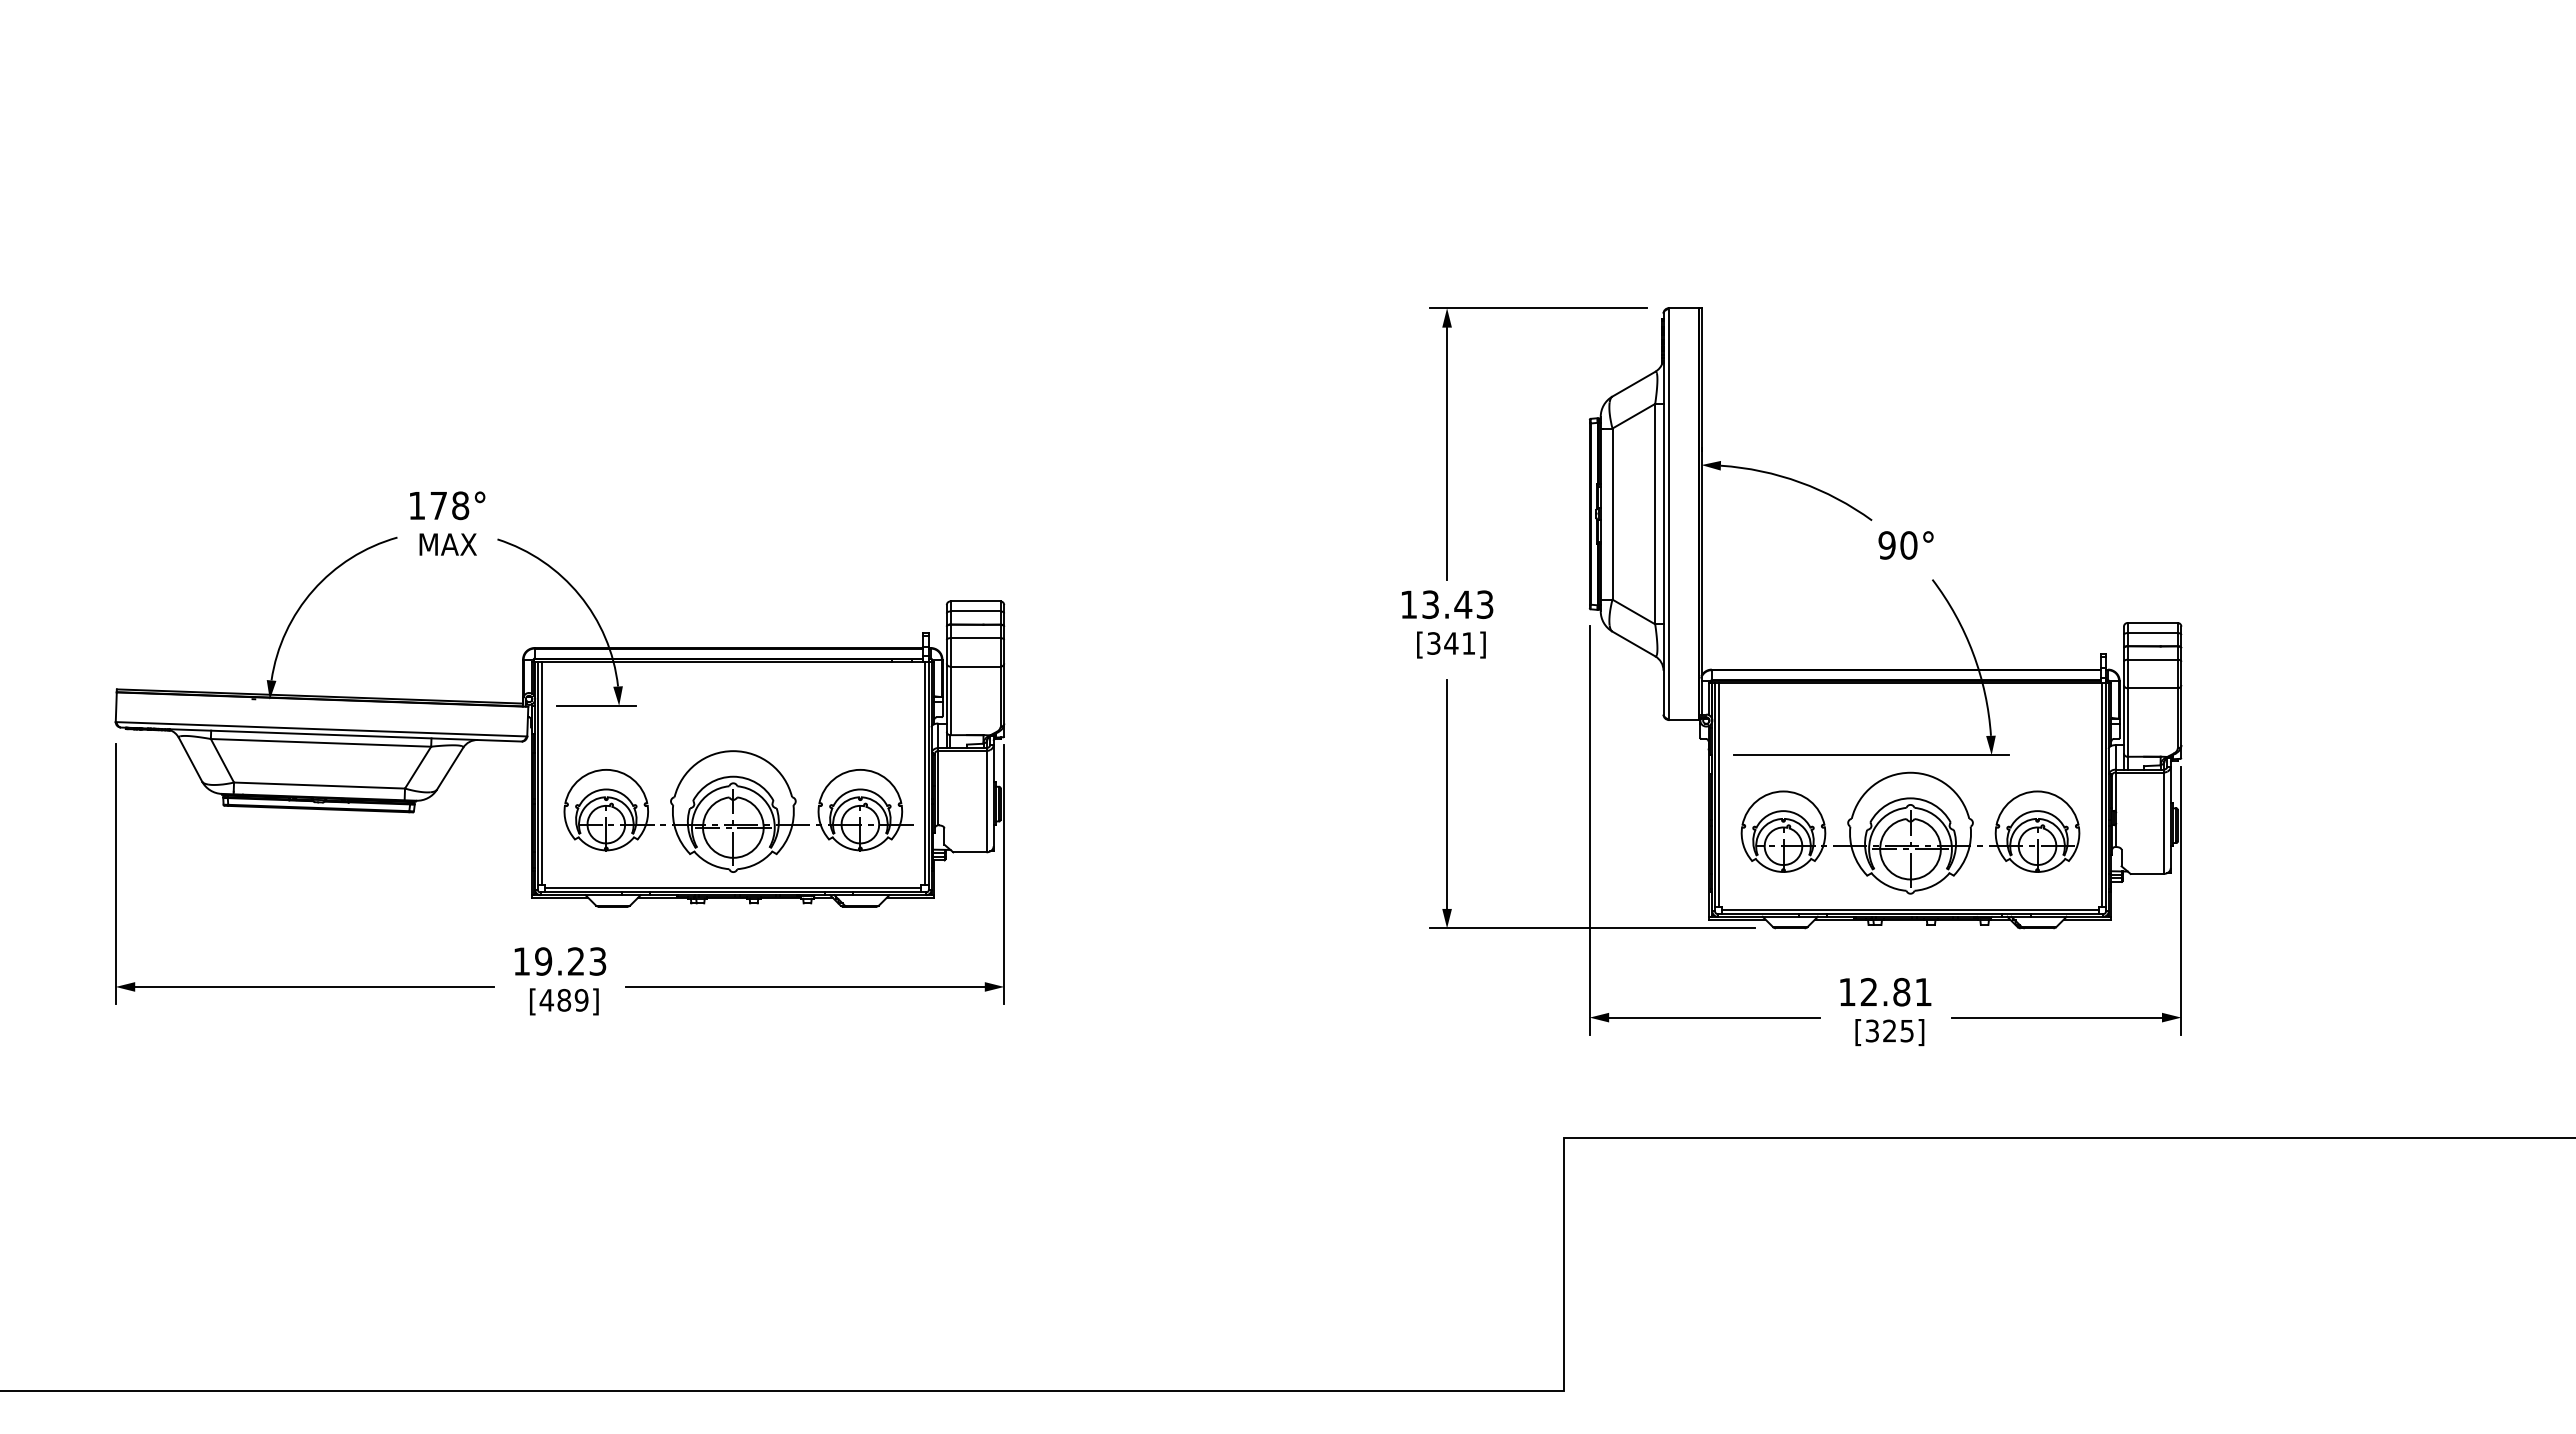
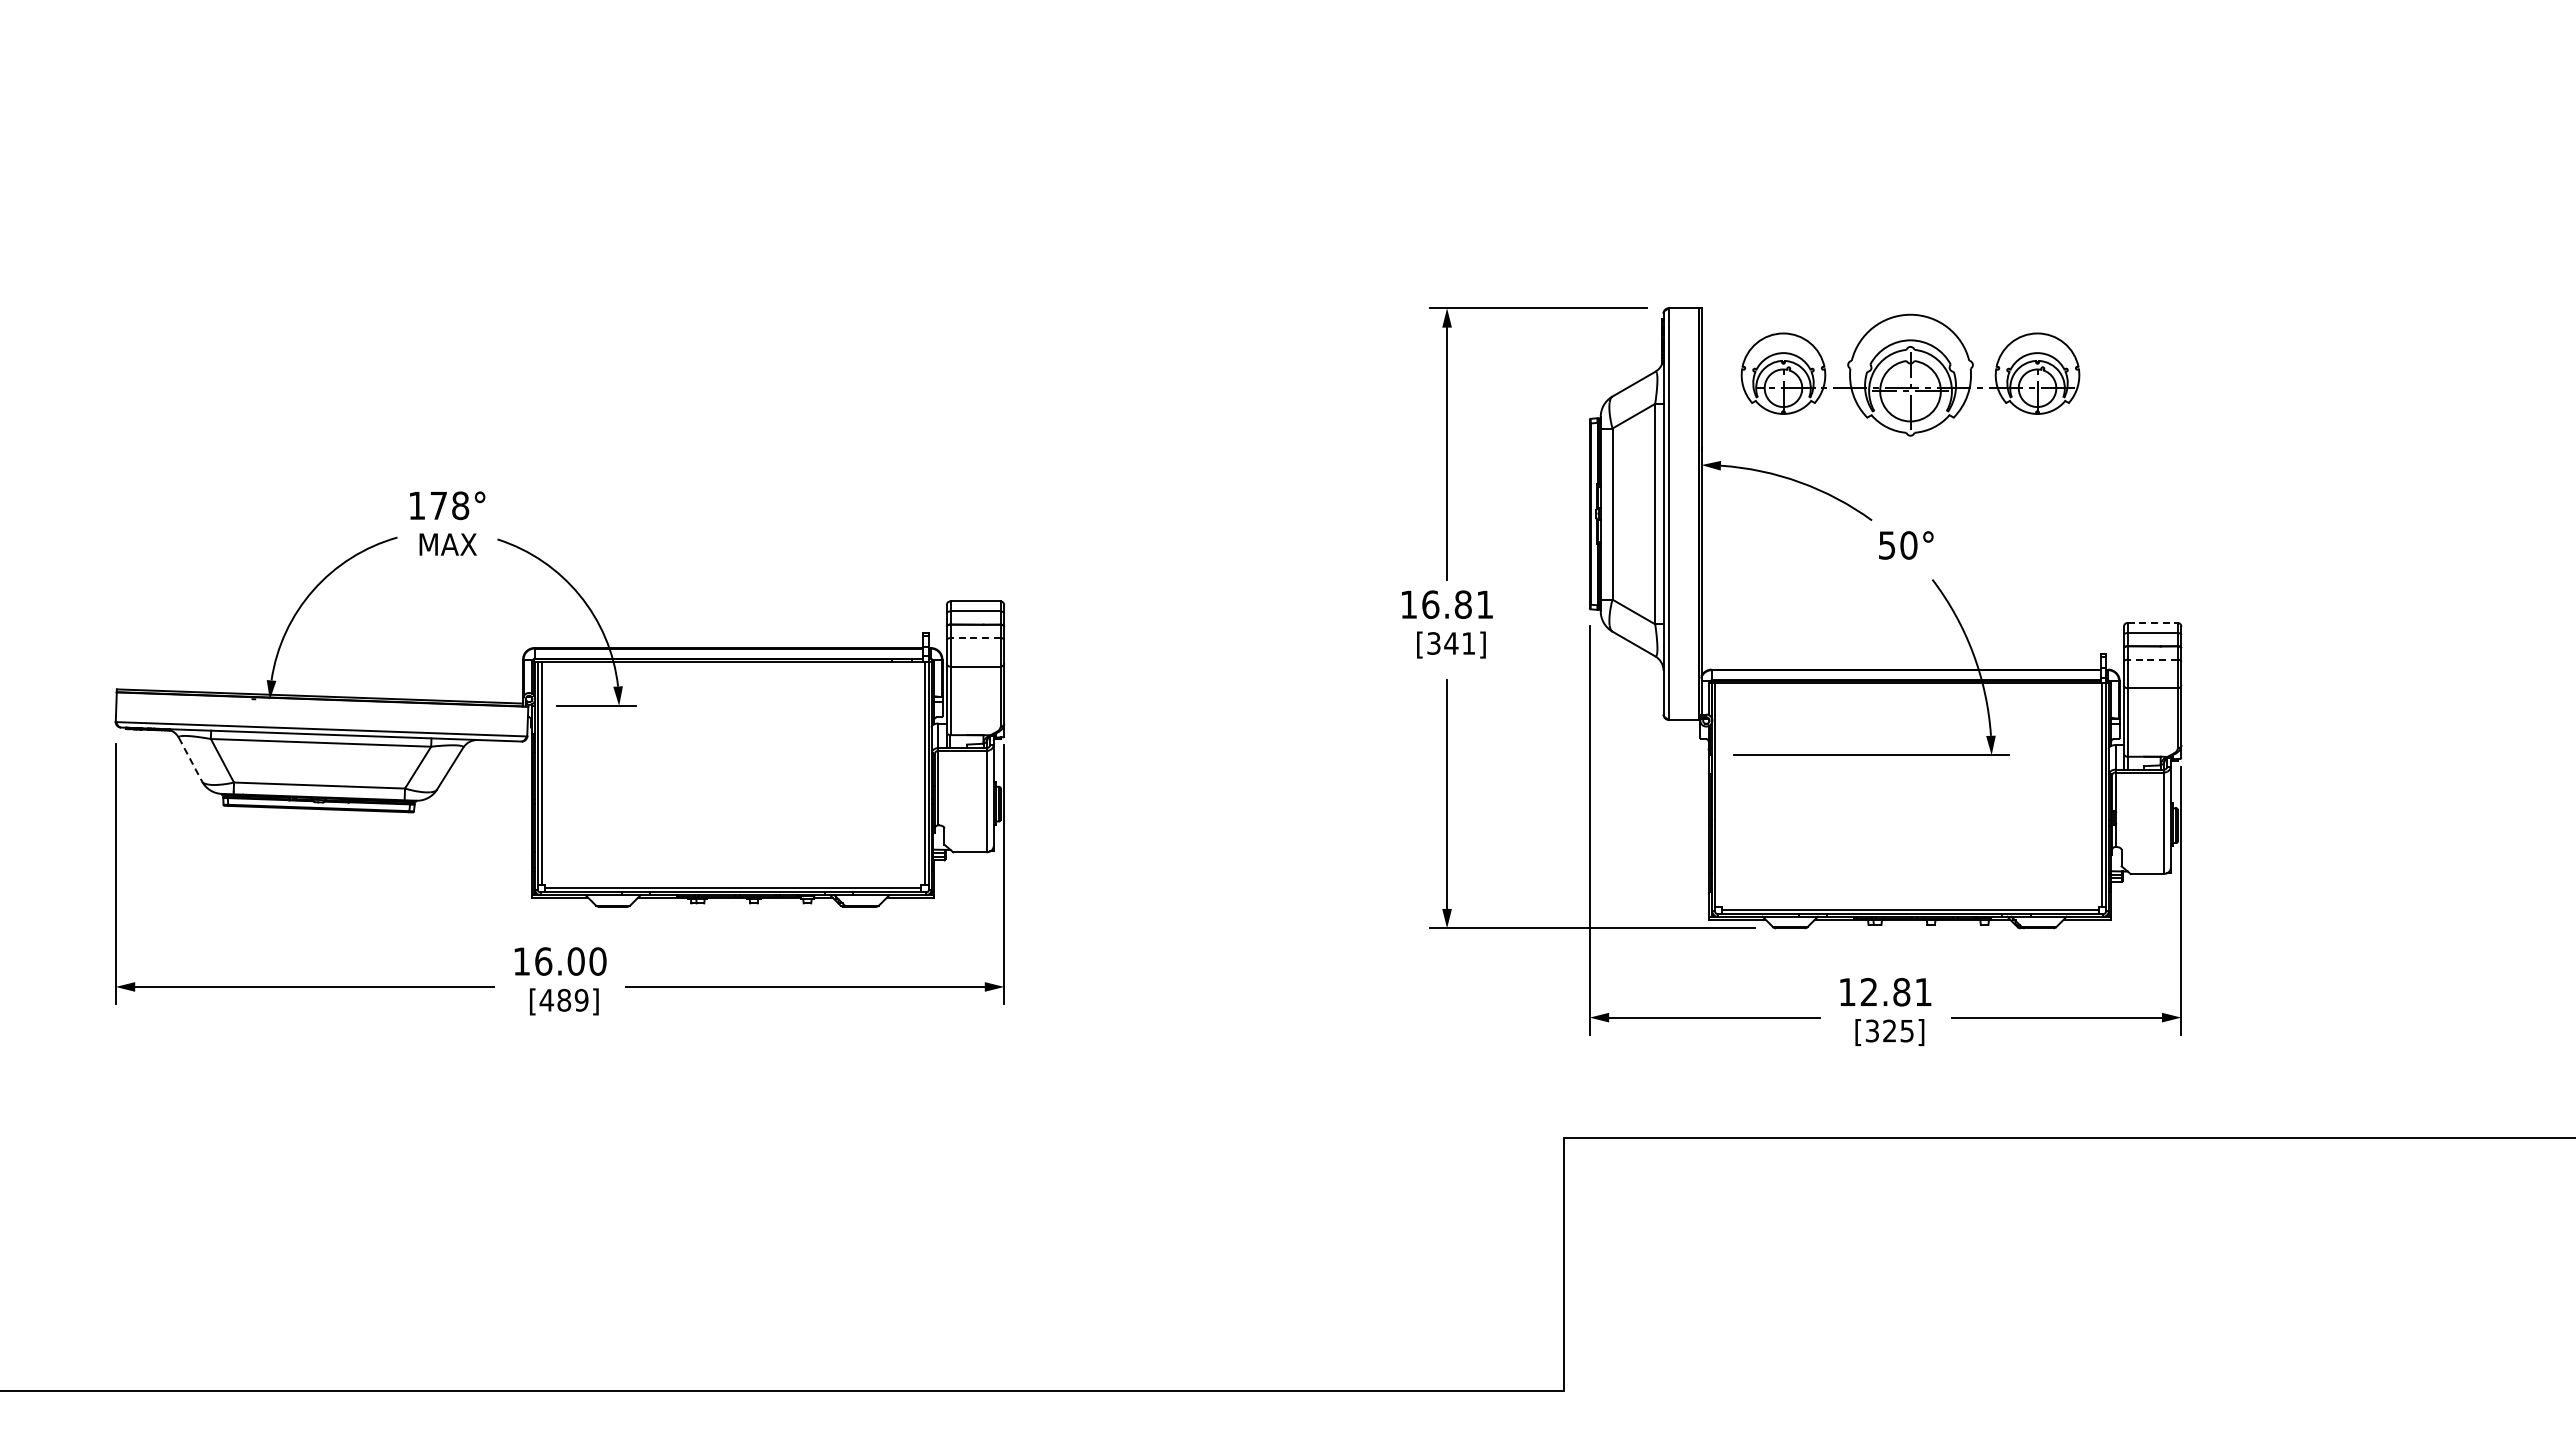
text: 90° -> 50° (1886, 545)
text: 13.43 -> 16.81 (1457, 604)
line: solid -> dashed (2153, 622)
line: solid -> dashed (975, 638)
line: solid -> dashed (2152, 659)
line: solid -> dashed (190, 759)
line: present -> none (1719, 794)
part: present -> none (738, 811)
part position: (1910, 832) -> (1910, 374) (1910, 374)
text: 19.23 -> 16.00 (570, 961)
